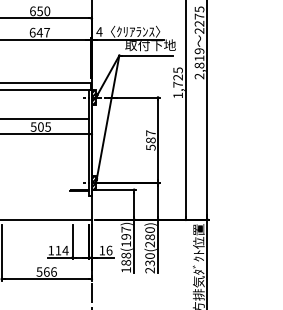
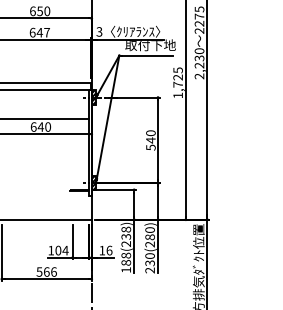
text: 4 -> 3 (99, 31)
text: 2,819 -> 2,230 (199, 58)
text: 505 -> 640 (40, 126)
text: 587 -> 540 (150, 136)
text: 188(197) -> 188(238) (126, 236)
text: 114 -> 104 (58, 250)
